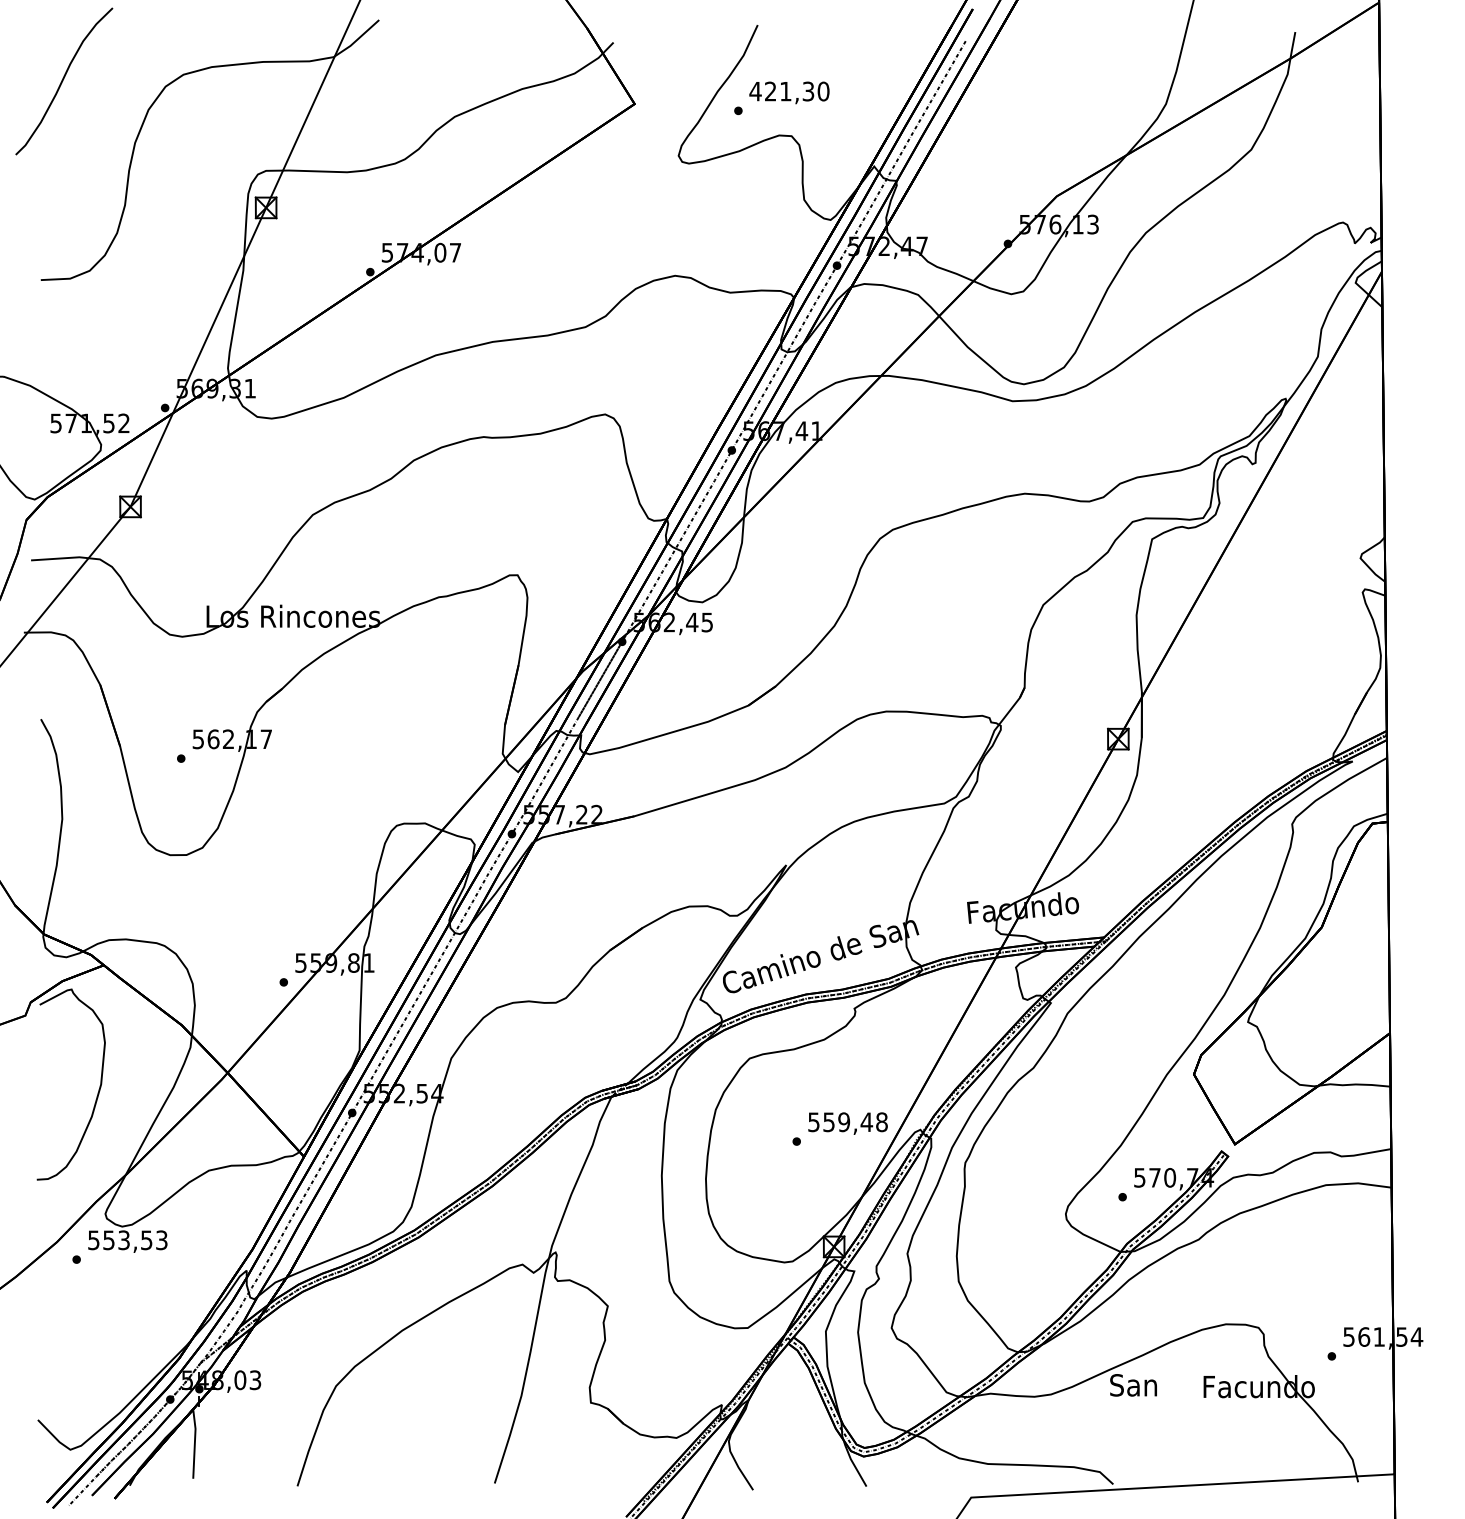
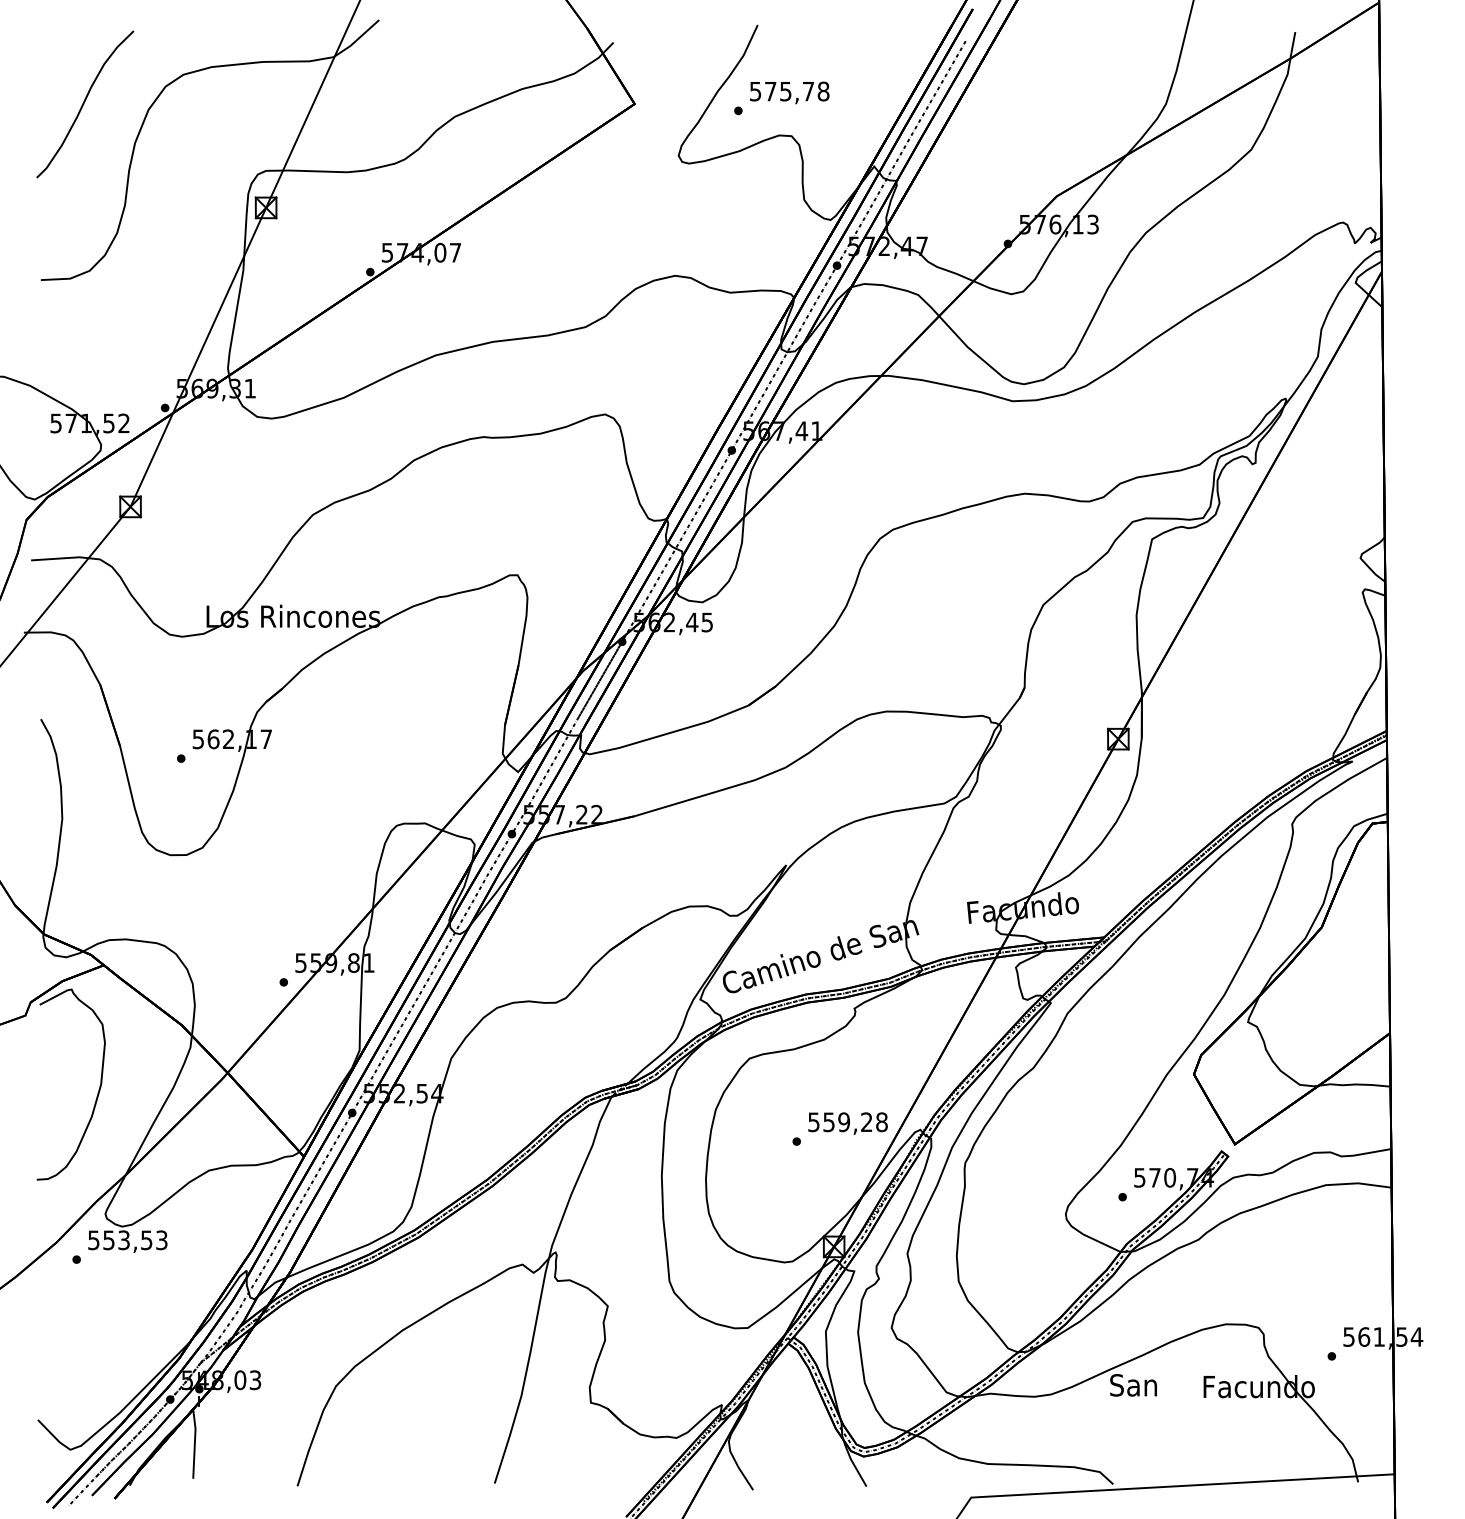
curve position: (63, 81) -> (84, 104) (84, 104)
text: 421,30 -> 575,78 (789, 91)
text: 559,48 -> 559,28 (866, 1121)
